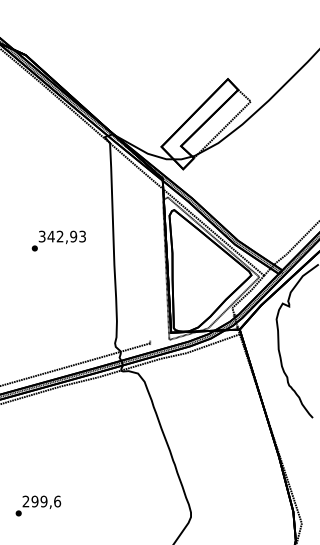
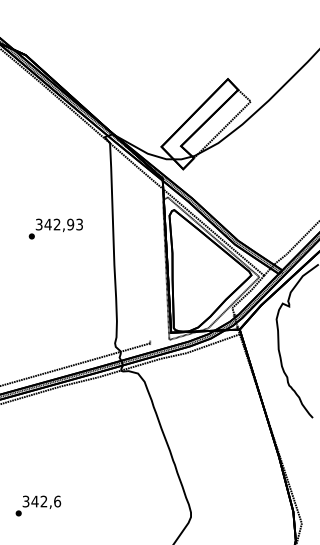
text position: (58, 240) -> (55, 228) (55, 228)
text: 299,6 -> 342,6 (34, 501)
